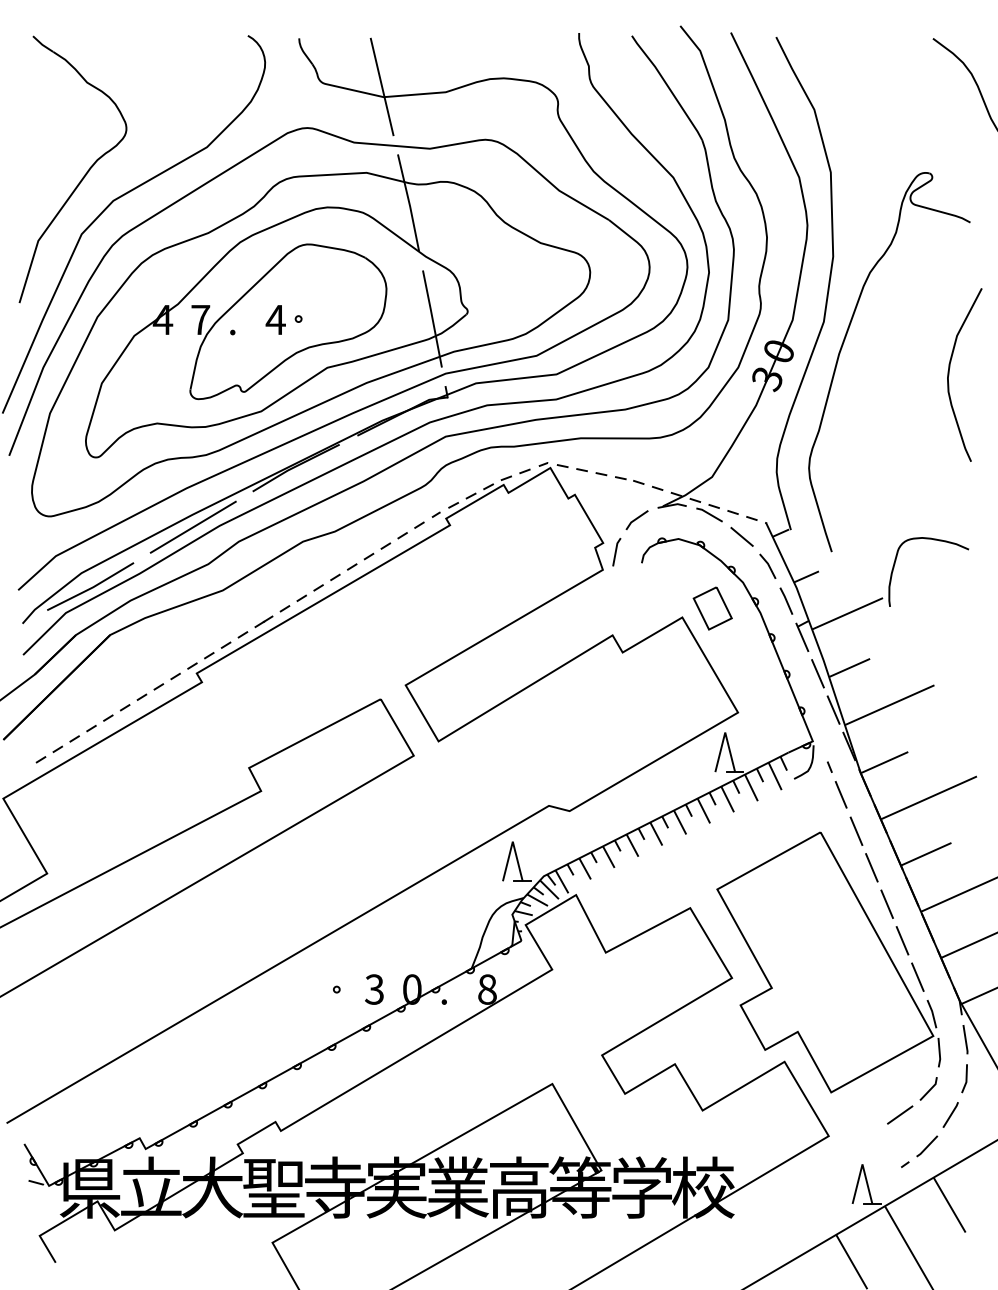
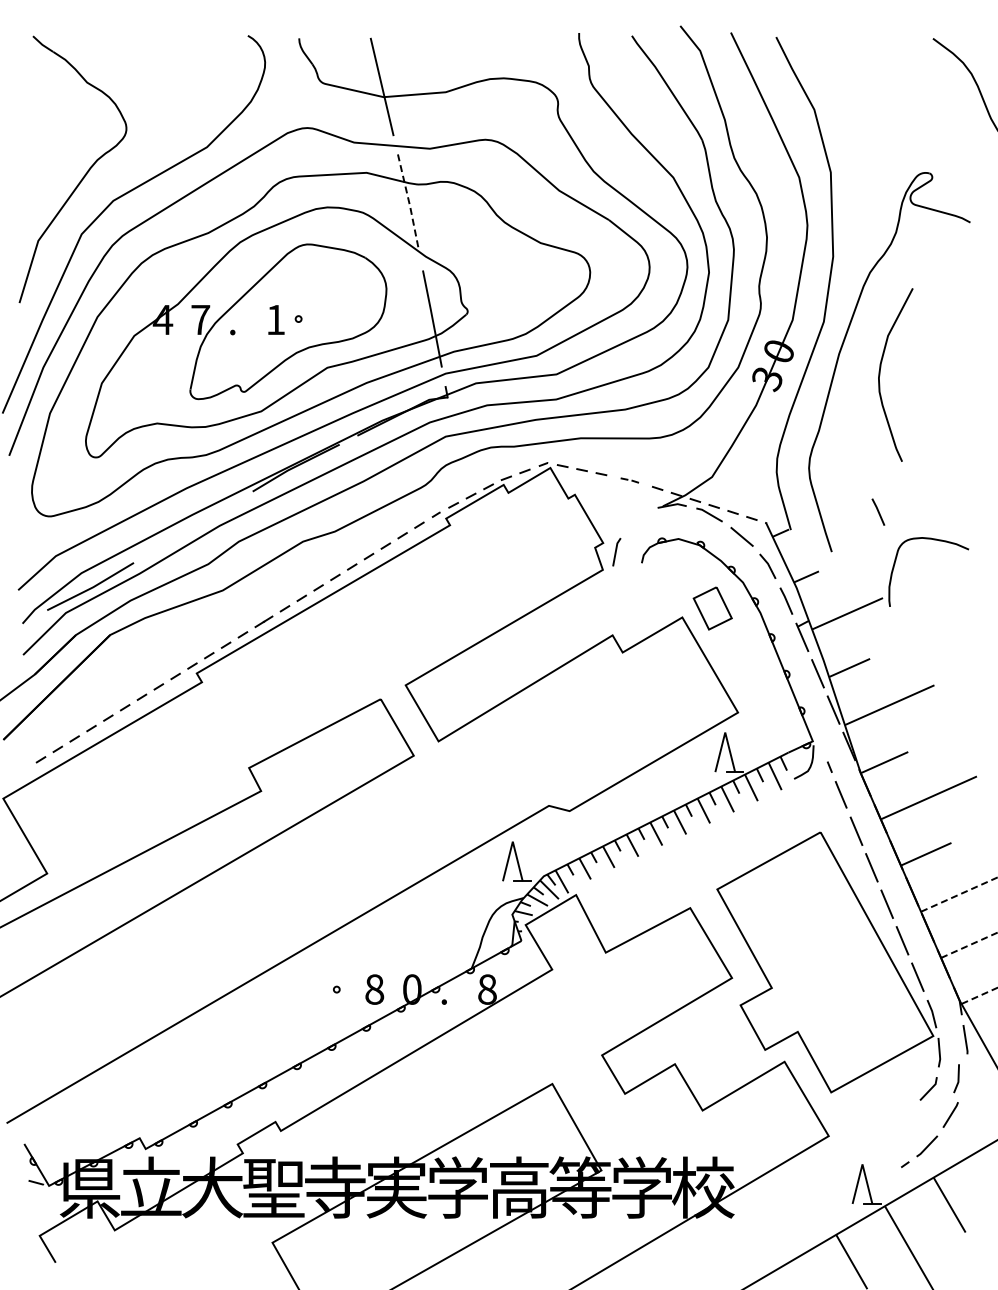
line: solid -> dashed (409, 203)
text: 4 -> 1 (275, 319)
curve position: (949, 374) -> (880, 374) (880, 374)
part size: 30x9 px -> 20x7 px (629, 480)
line: none -> present (878, 511)
line: present -> none (636, 519)
line: present -> none (192, 526)
line: solid -> dashed (959, 894)
line: solid -> dashed (969, 945)
text: 3 -> 8 (374, 989)
line: solid -> dashed (979, 995)
line position: (965, 1078) -> (957, 1078) (957, 1078)
line: present -> none (900, 1114)
text: 業 -> 学 (457, 1187)
